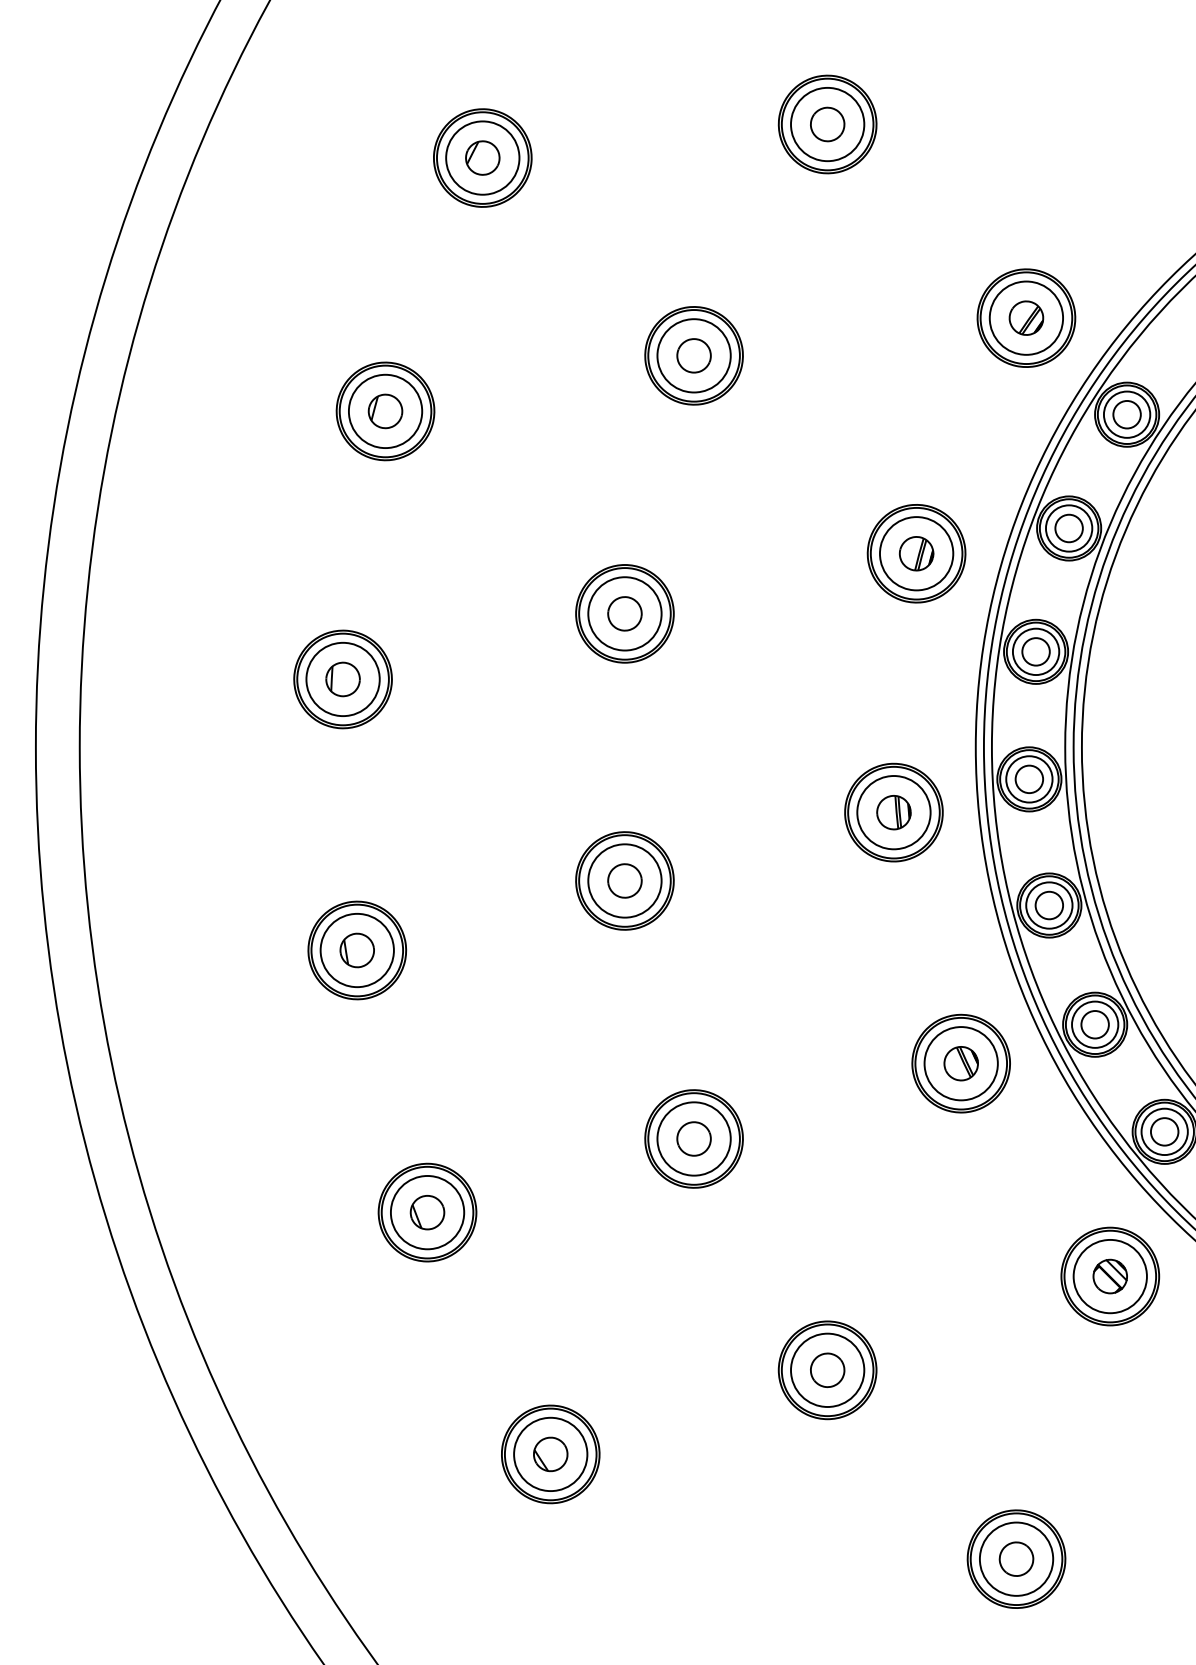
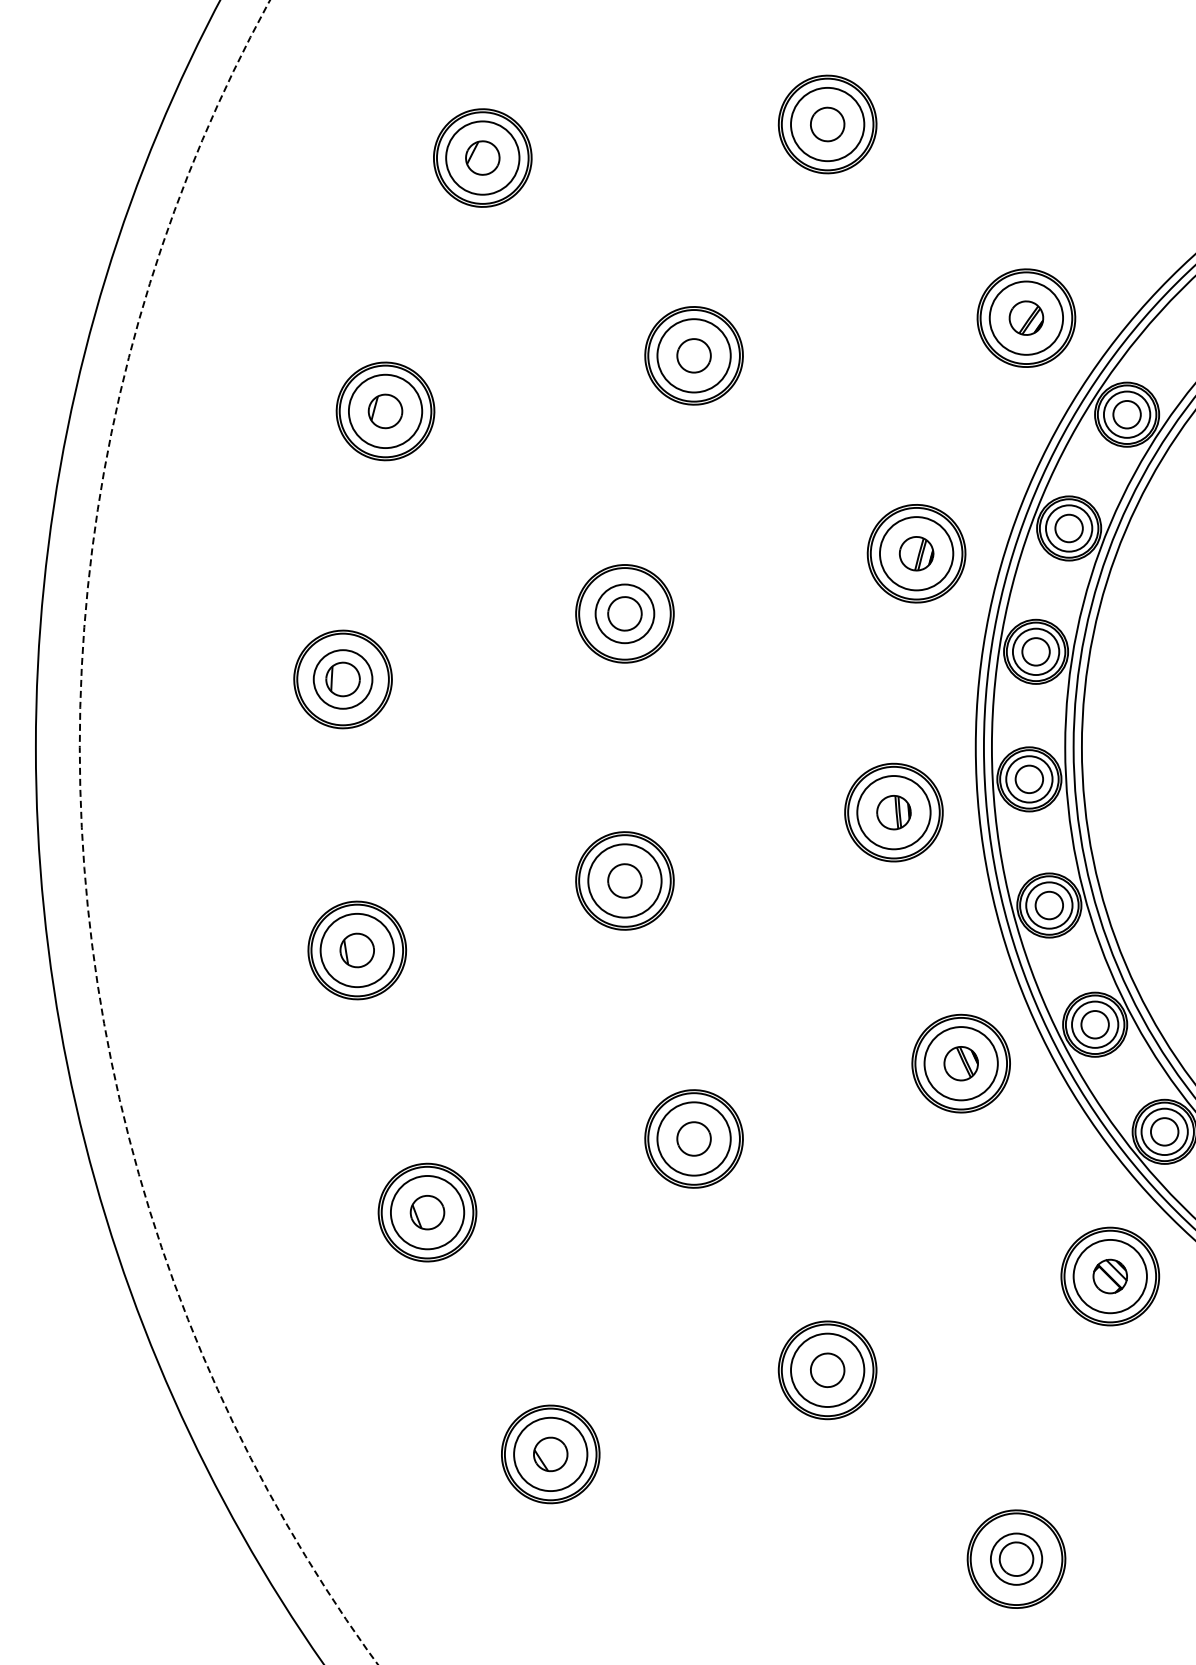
circle diameter: 73 px -> 59 px (624, 613)
circle diameter: 73 px -> 59 px (342, 679)
circle: solid -> dashed (228, 832)
circle diameter: 73 px -> 51 px (1016, 1558)
